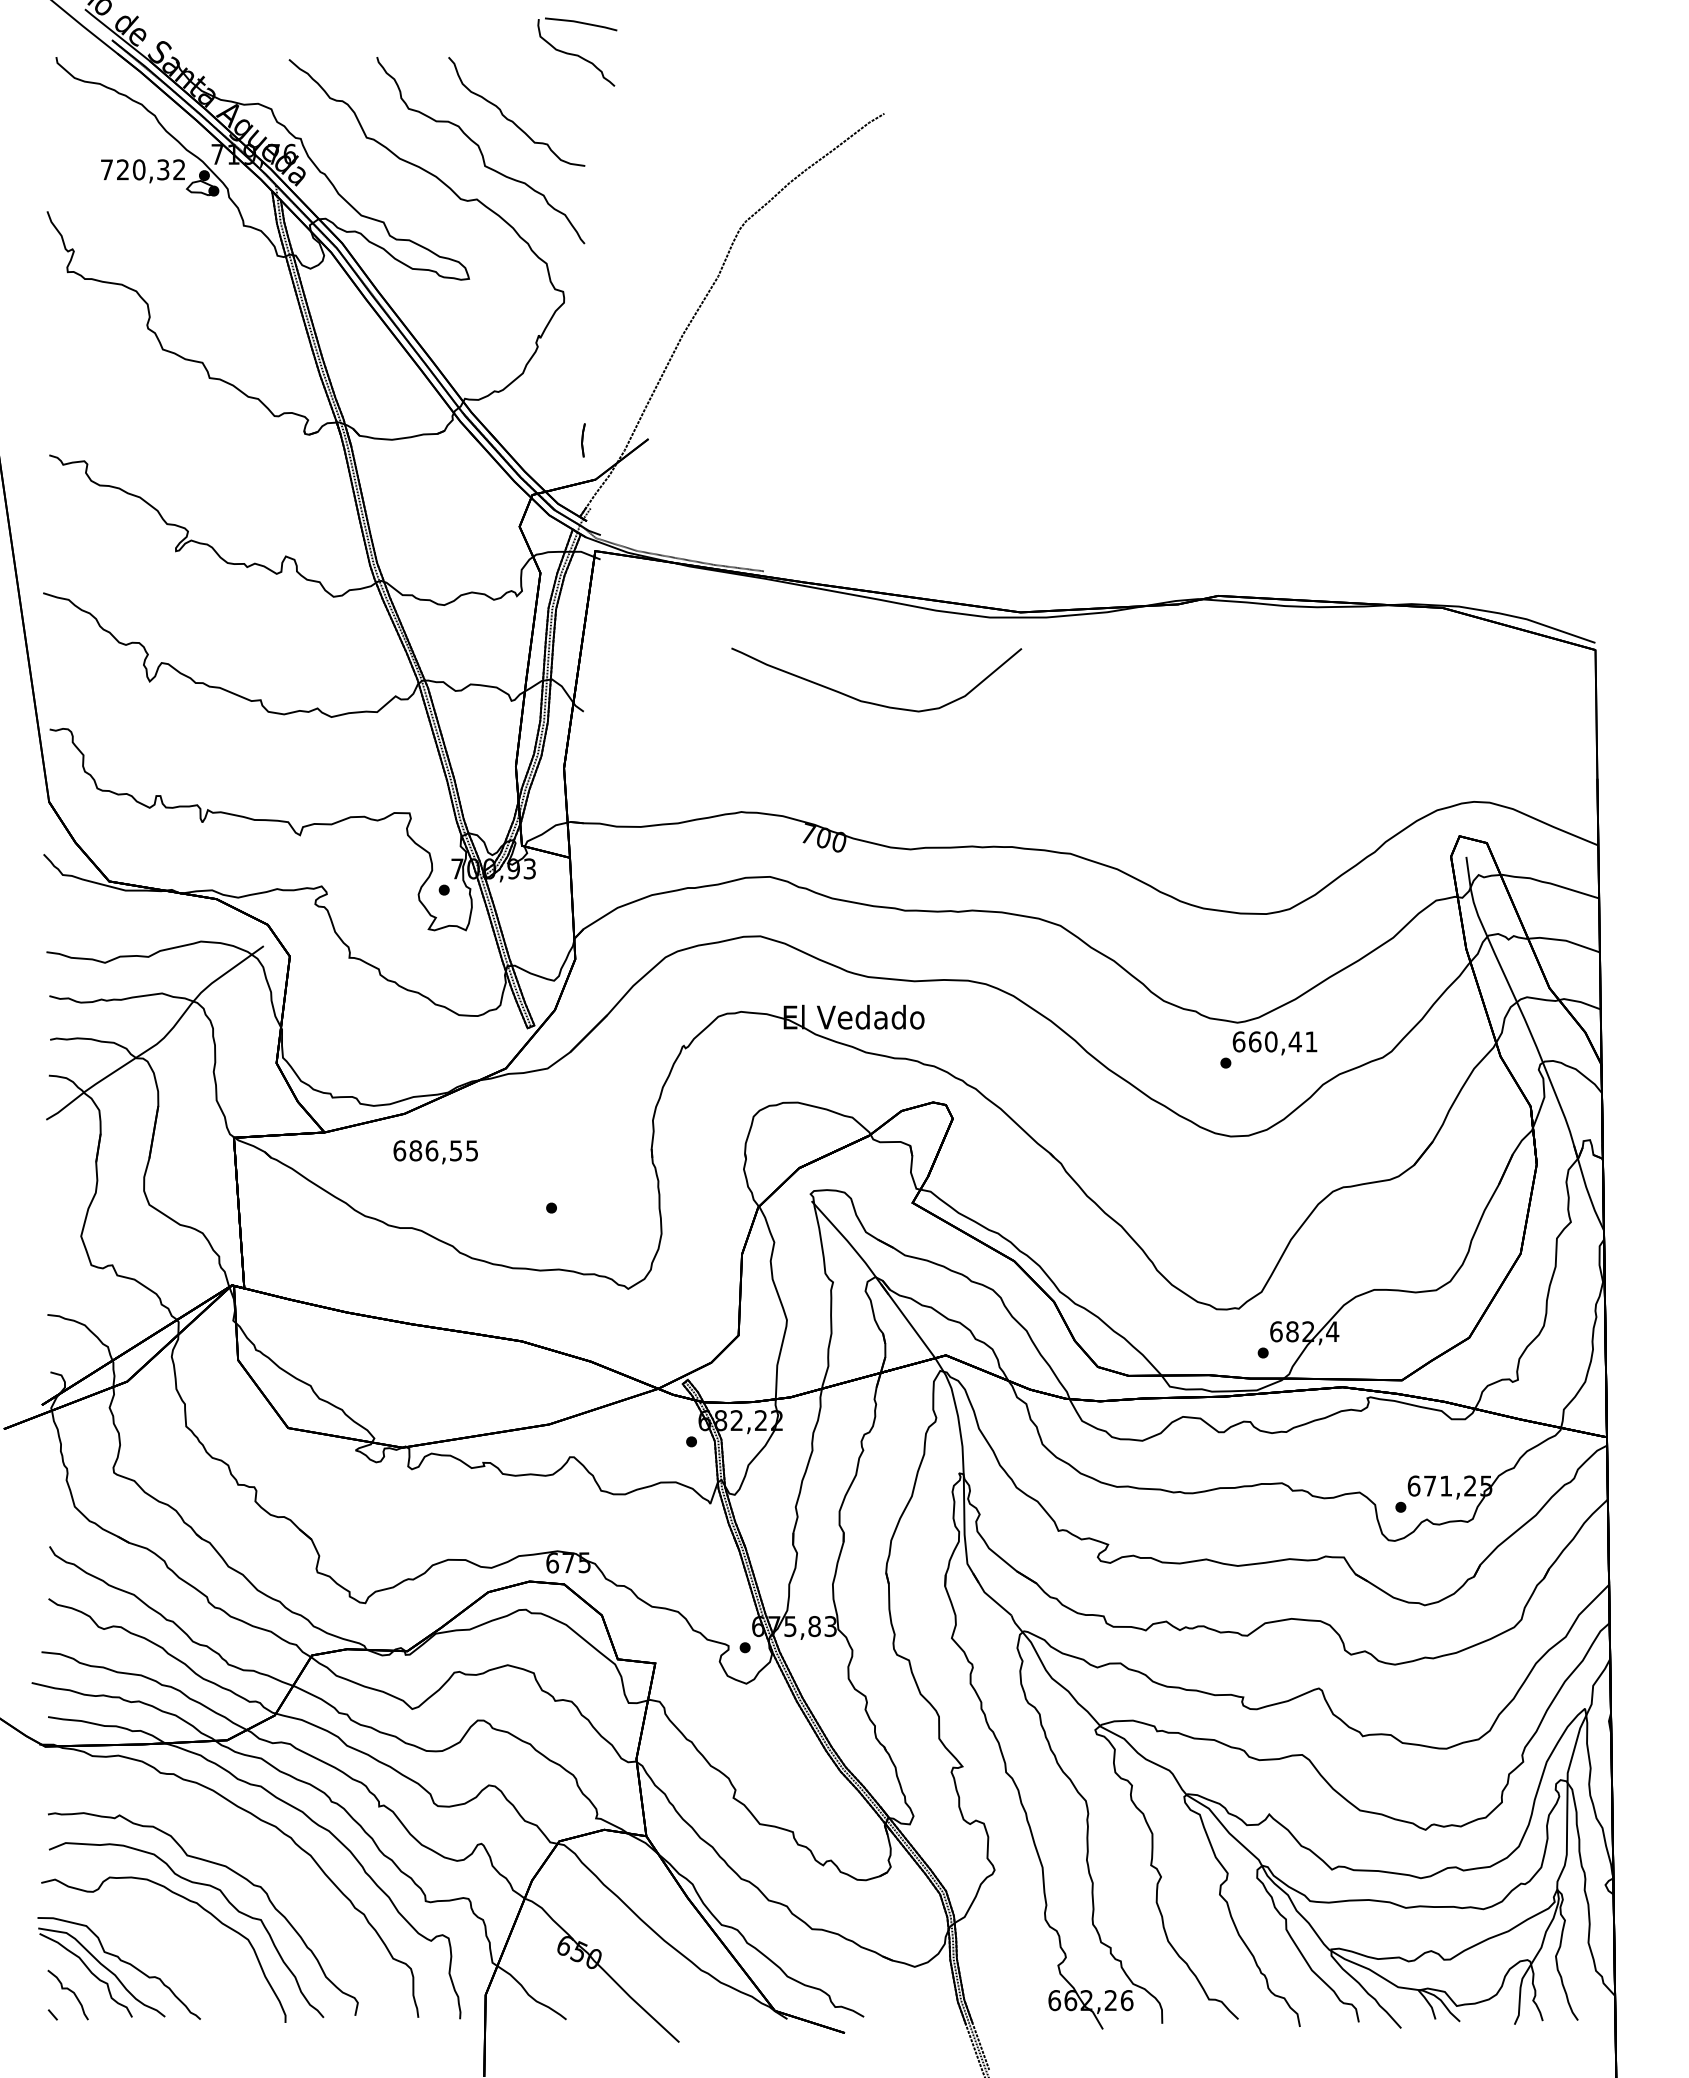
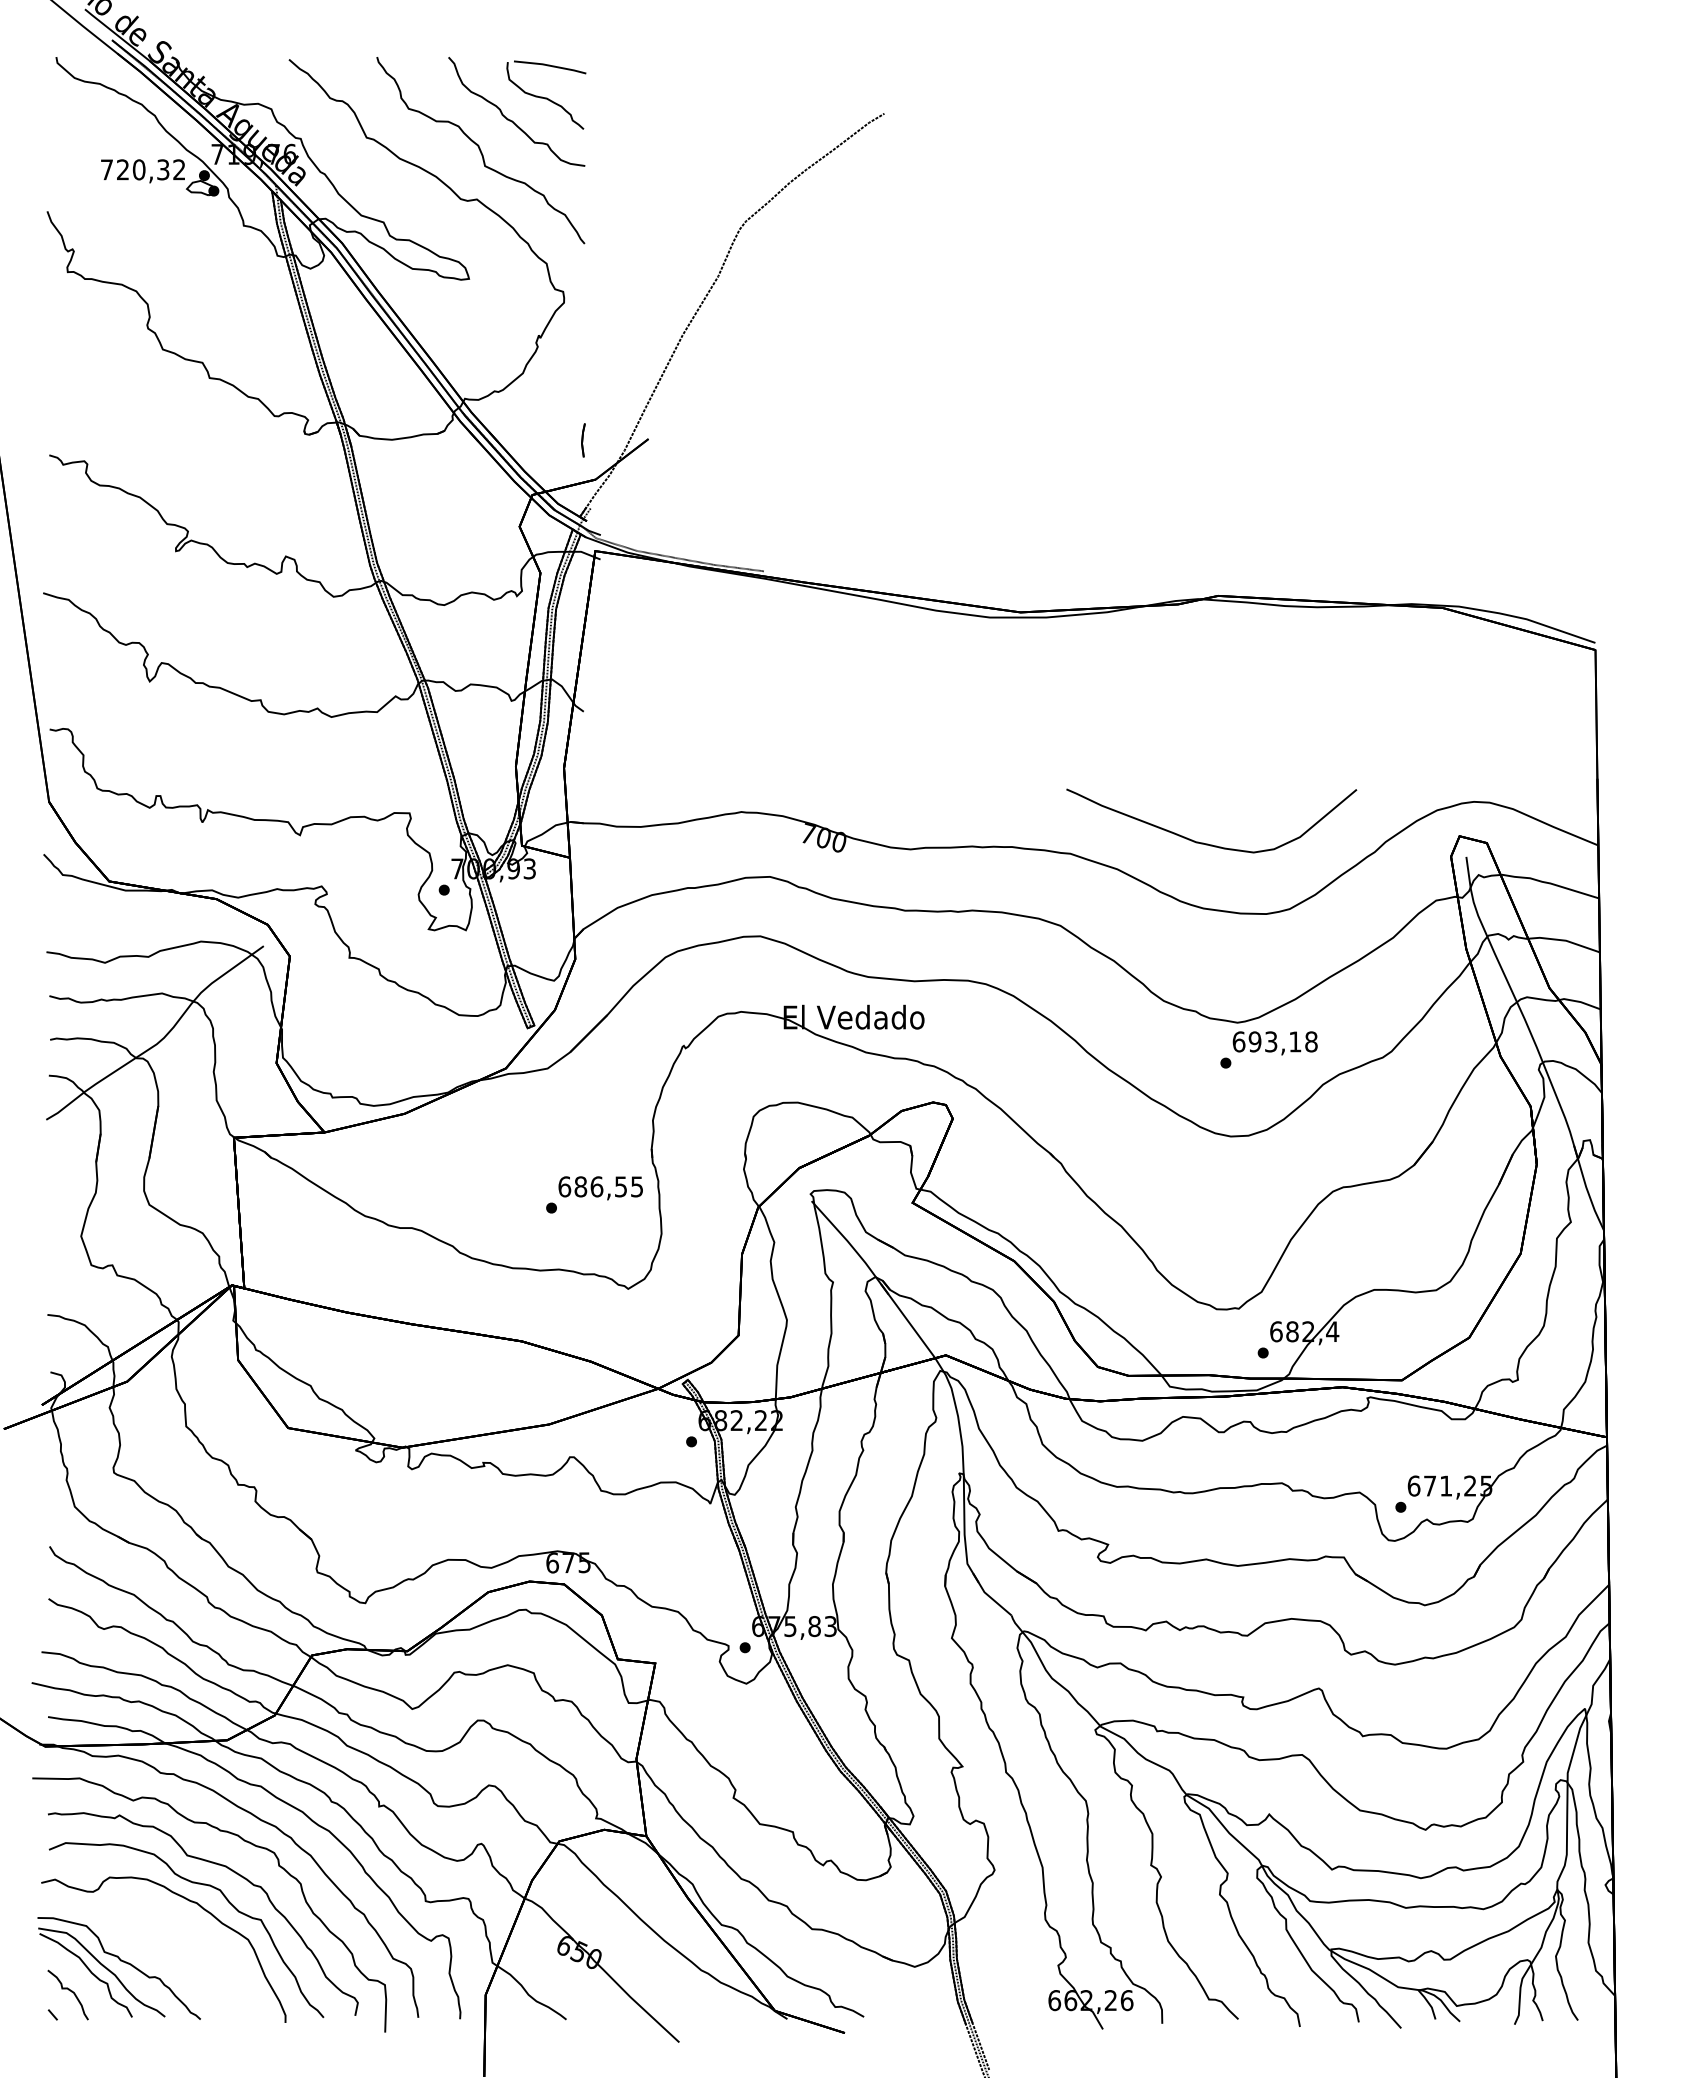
part position: (577, 51) -> (546, 94) (546, 94)
part position: (873, 702) -> (1208, 843) (1208, 843)
text: 660,41 -> 693,18 (1282, 1041)
text position: (435, 1152) -> (600, 1188) (600, 1188)
part: none -> present (242, 1840)
